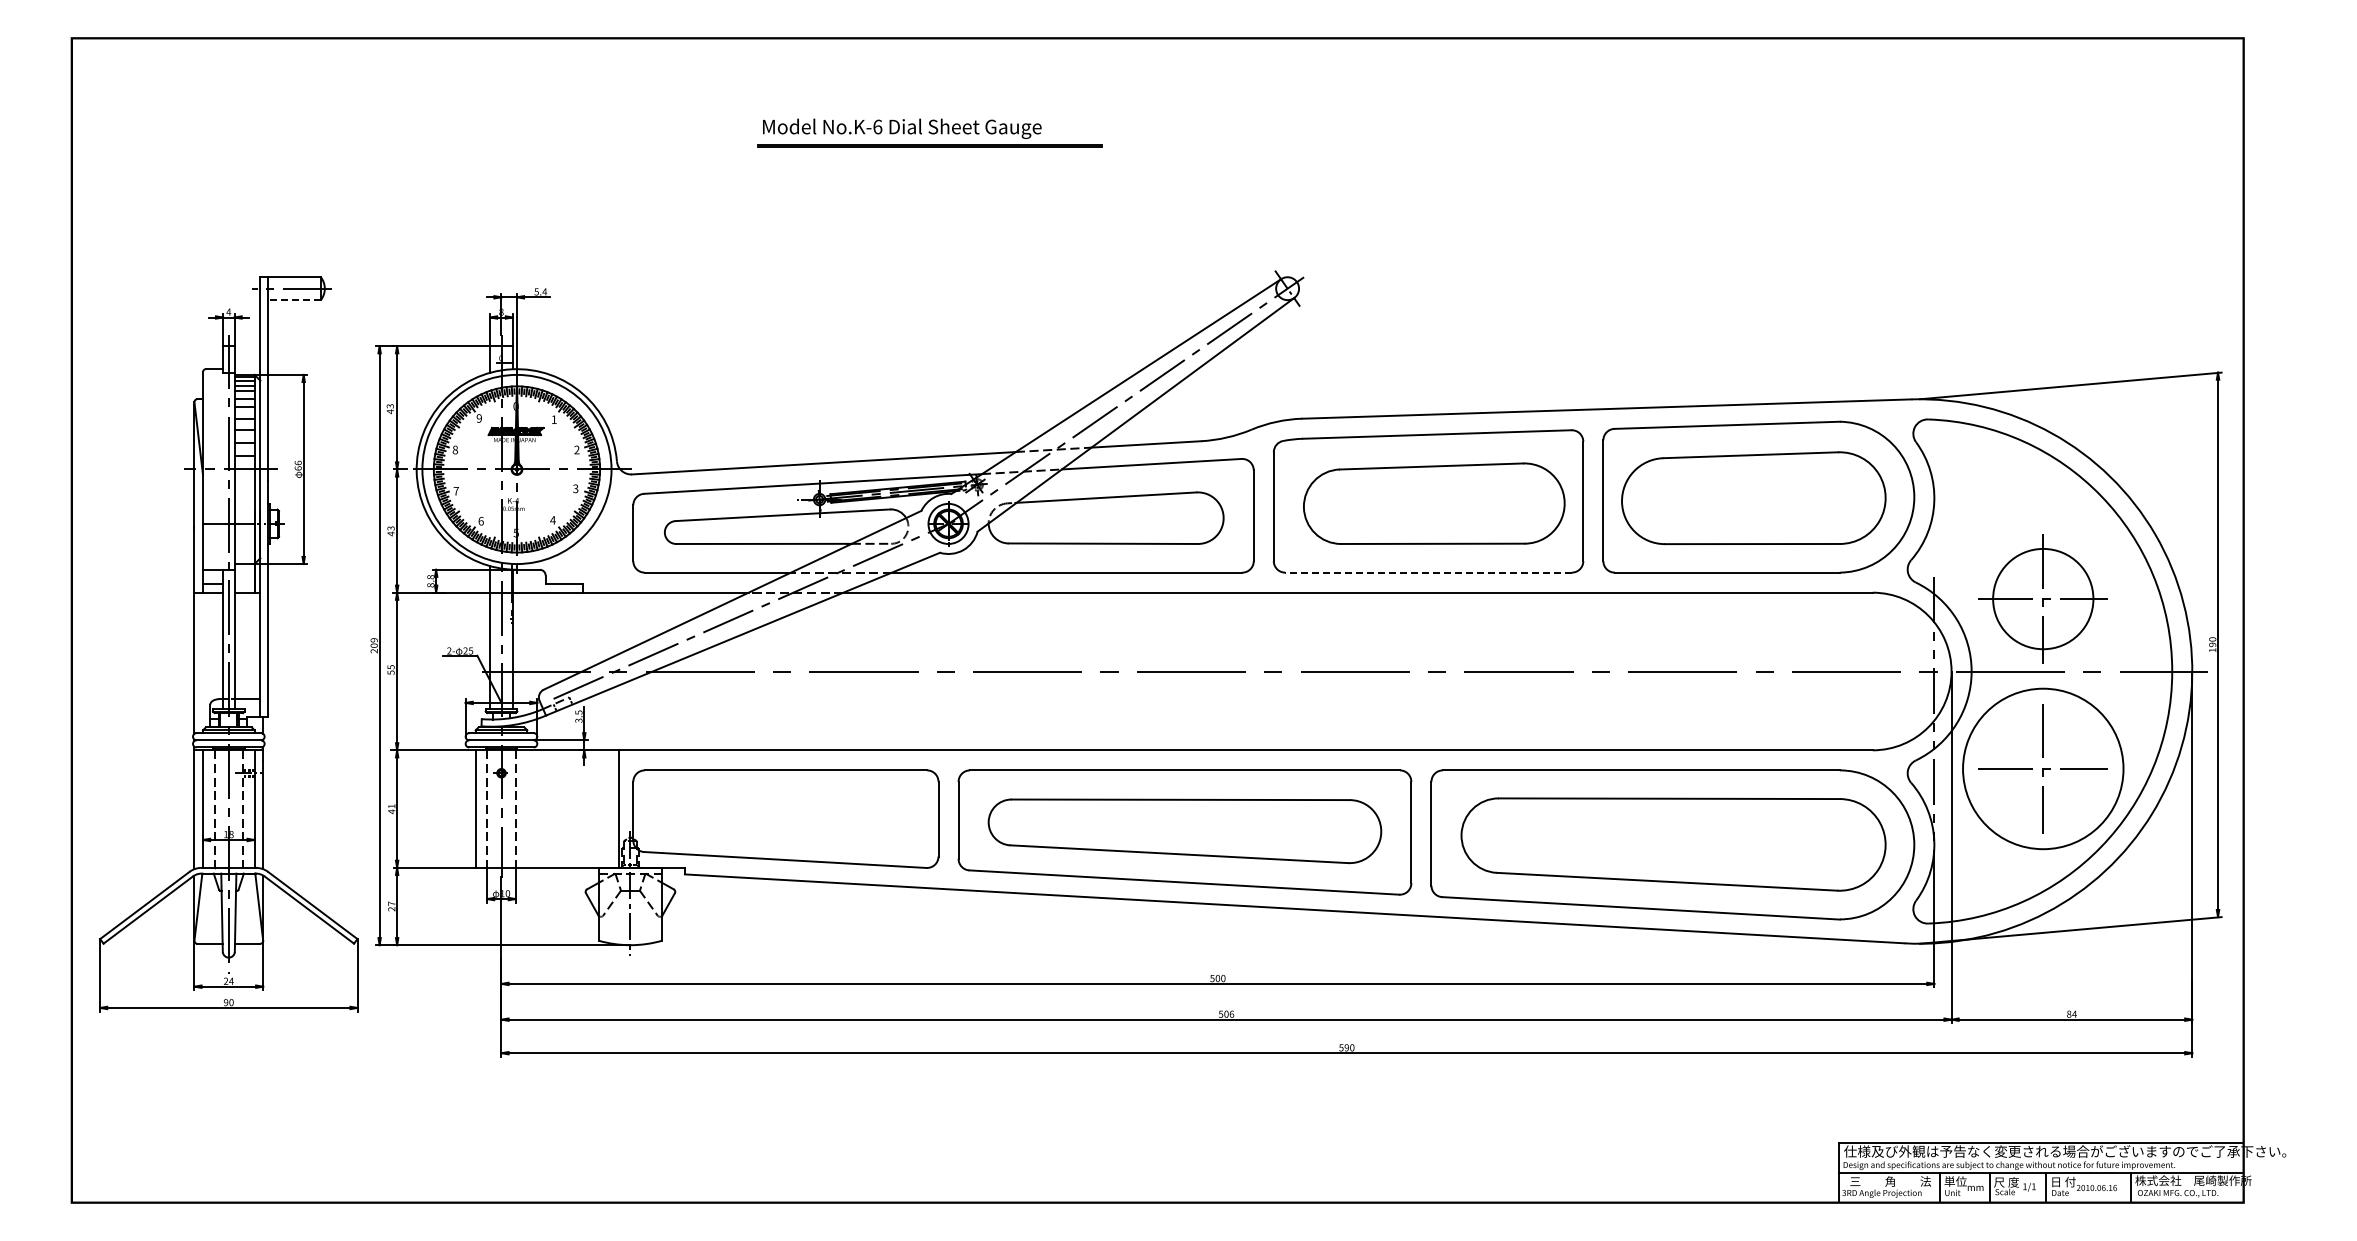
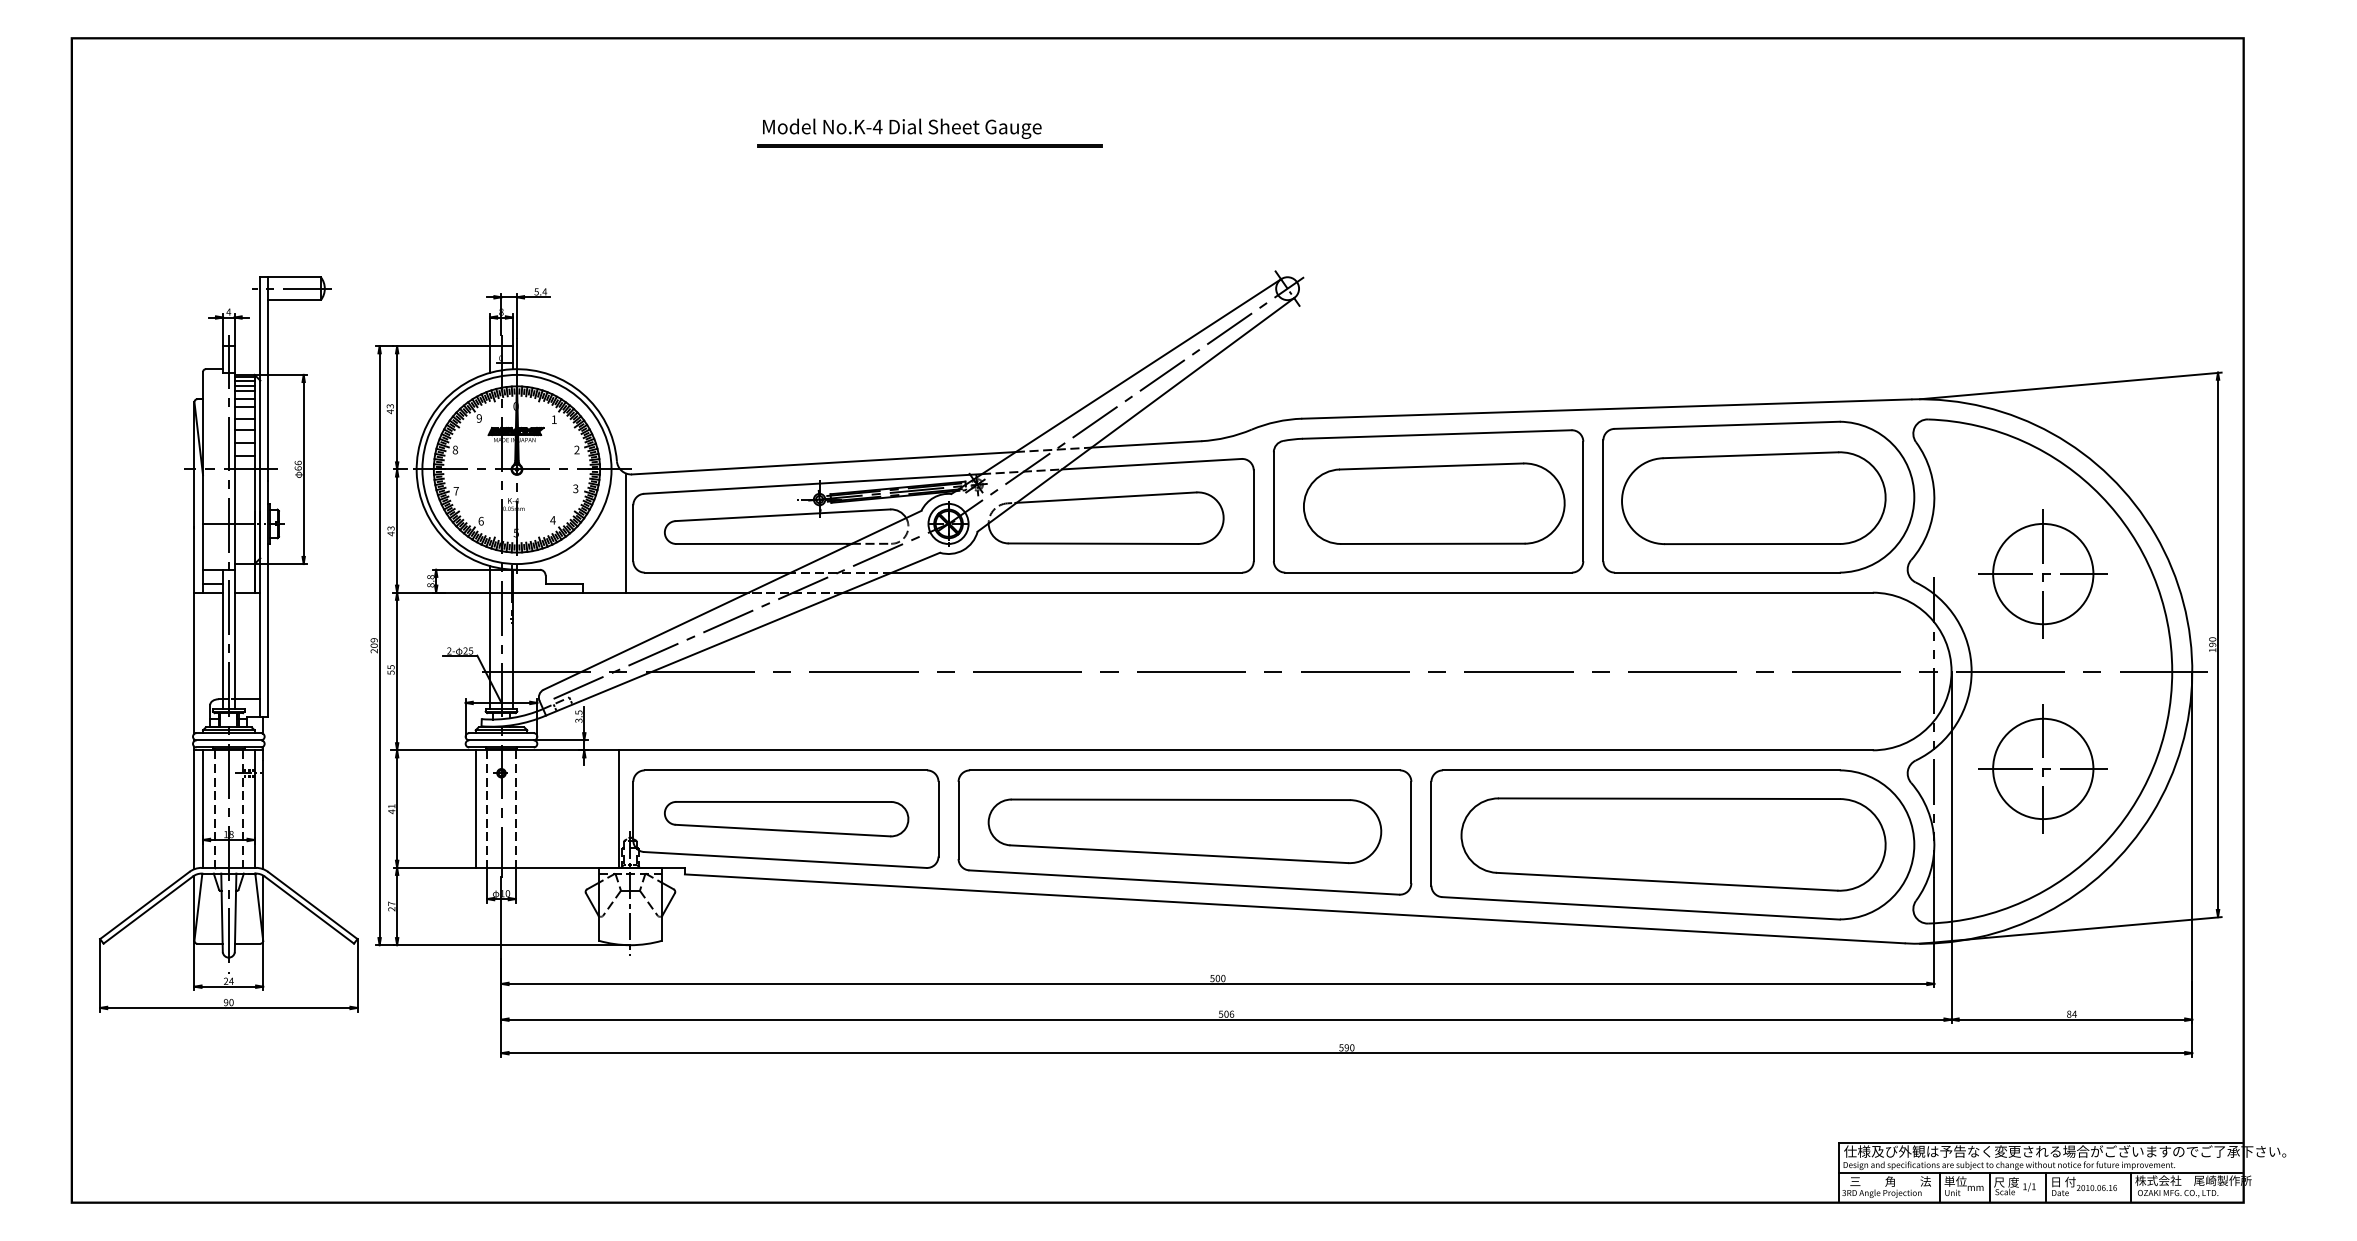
text: No.K-6 -> No.K-4 (877, 126)
line: dashed -> solid (294, 300)
line: none -> present (625, 533)
line: dashed -> solid (1428, 572)
part position: (2042, 598) -> (2042, 573) (2042, 573)
circle diameter: 160 px -> 100 px (2043, 768)
part: none -> present (786, 819)
